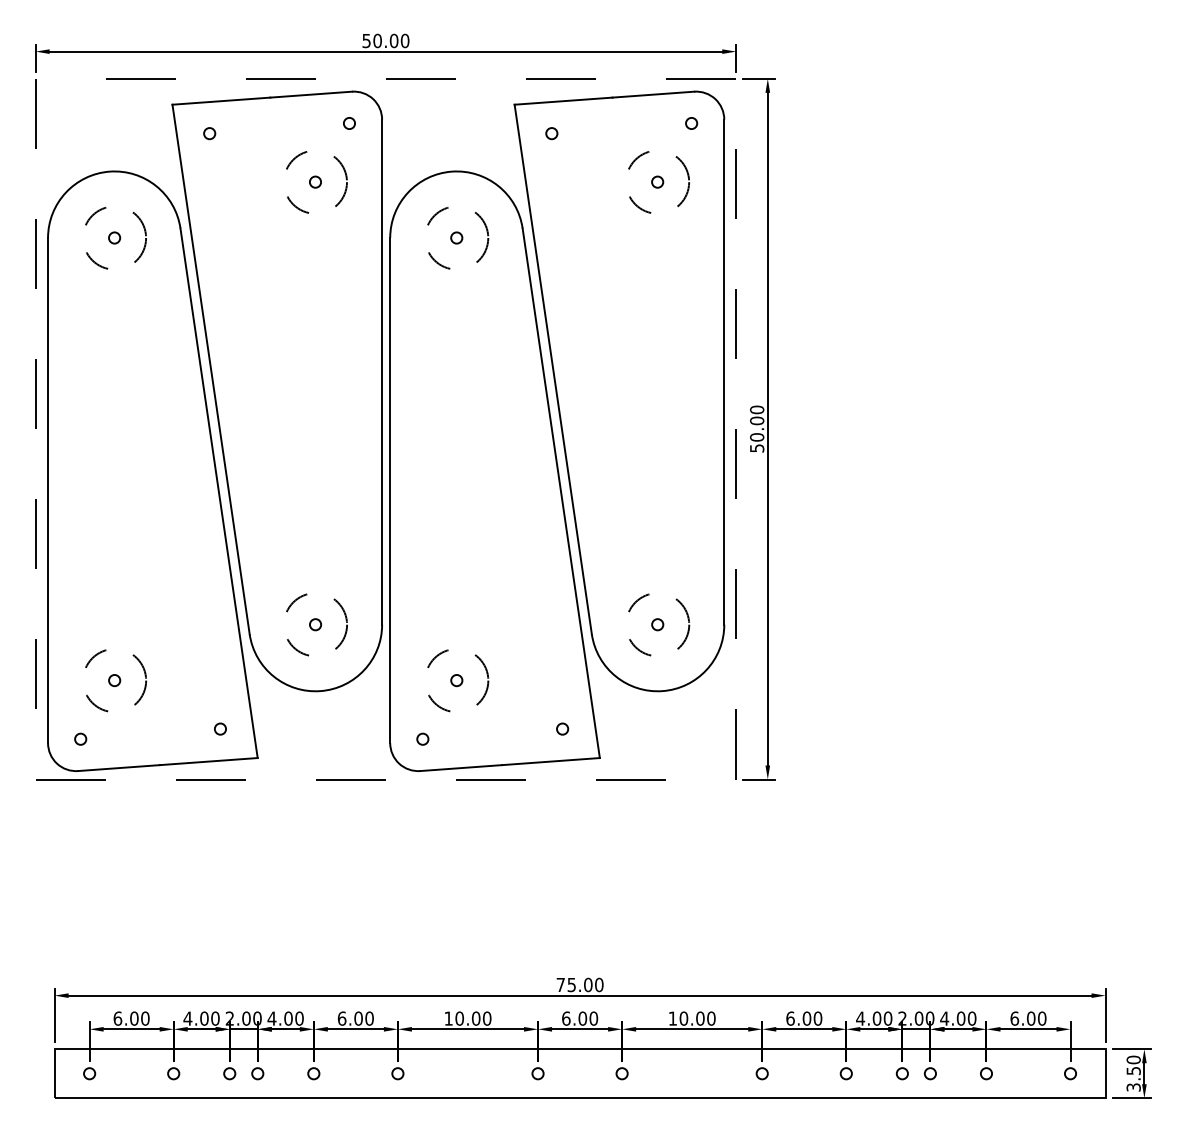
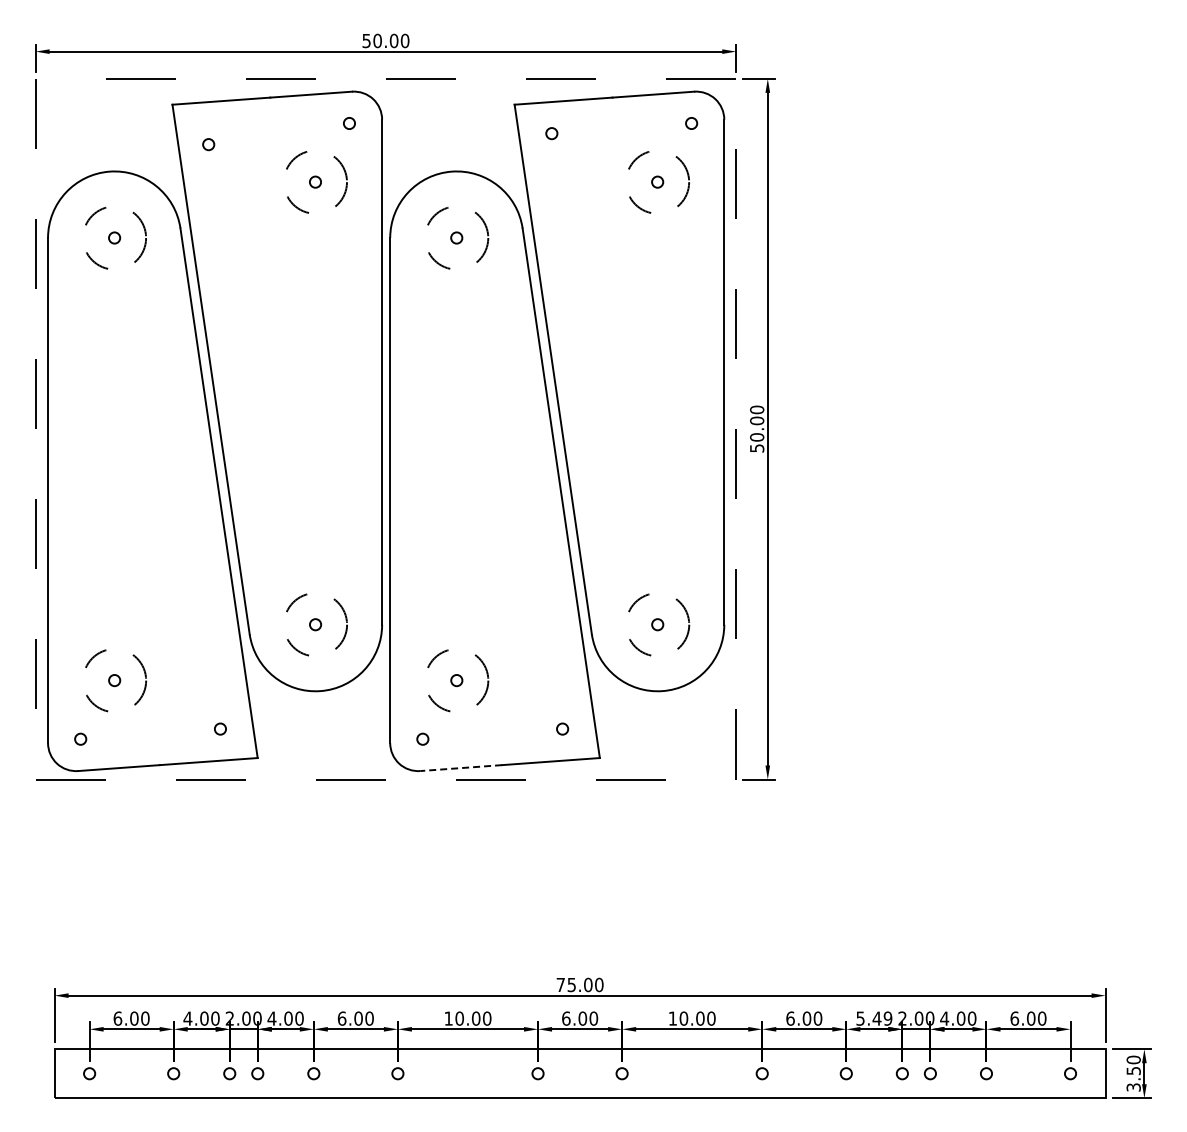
circle position: (209, 133) -> (208, 144) (208, 144)
line: solid -> dashed (461, 768)
text: 4.00 -> 5.49 (874, 1018)
